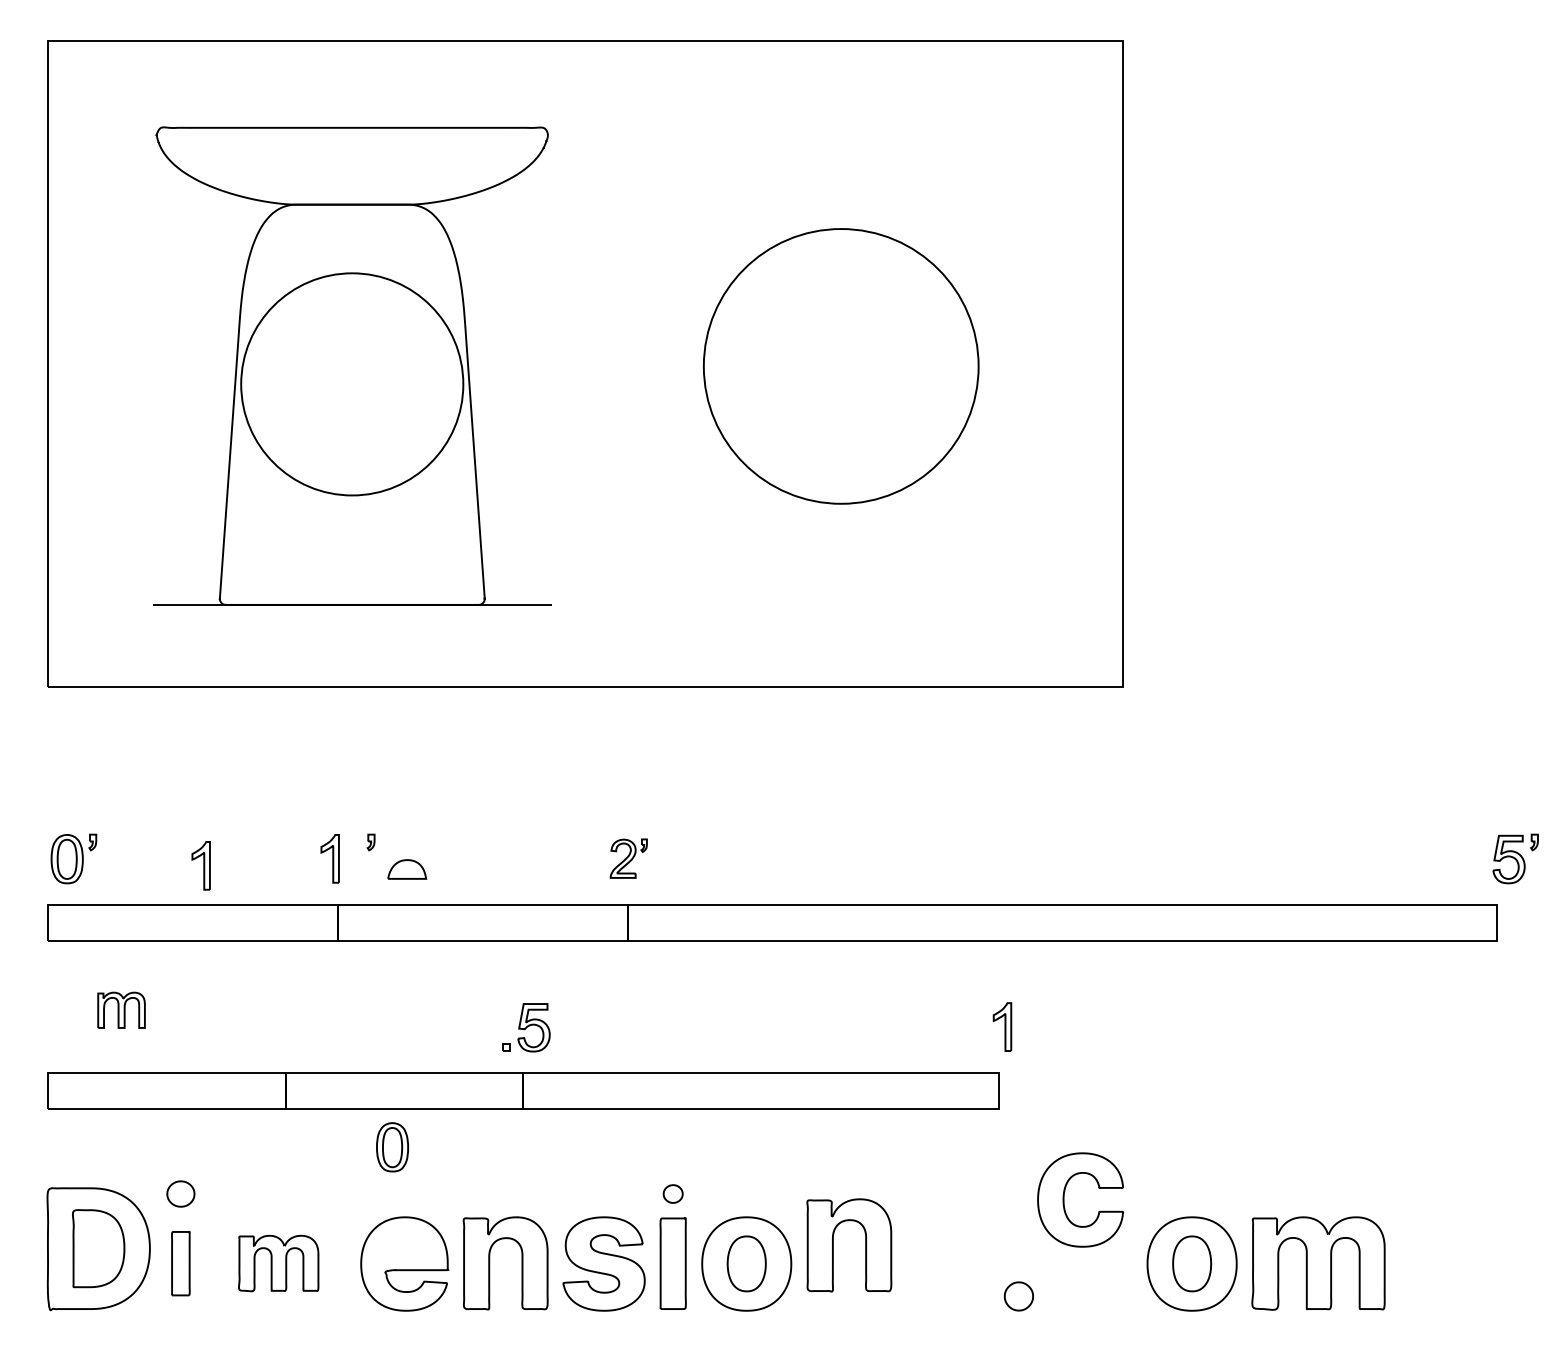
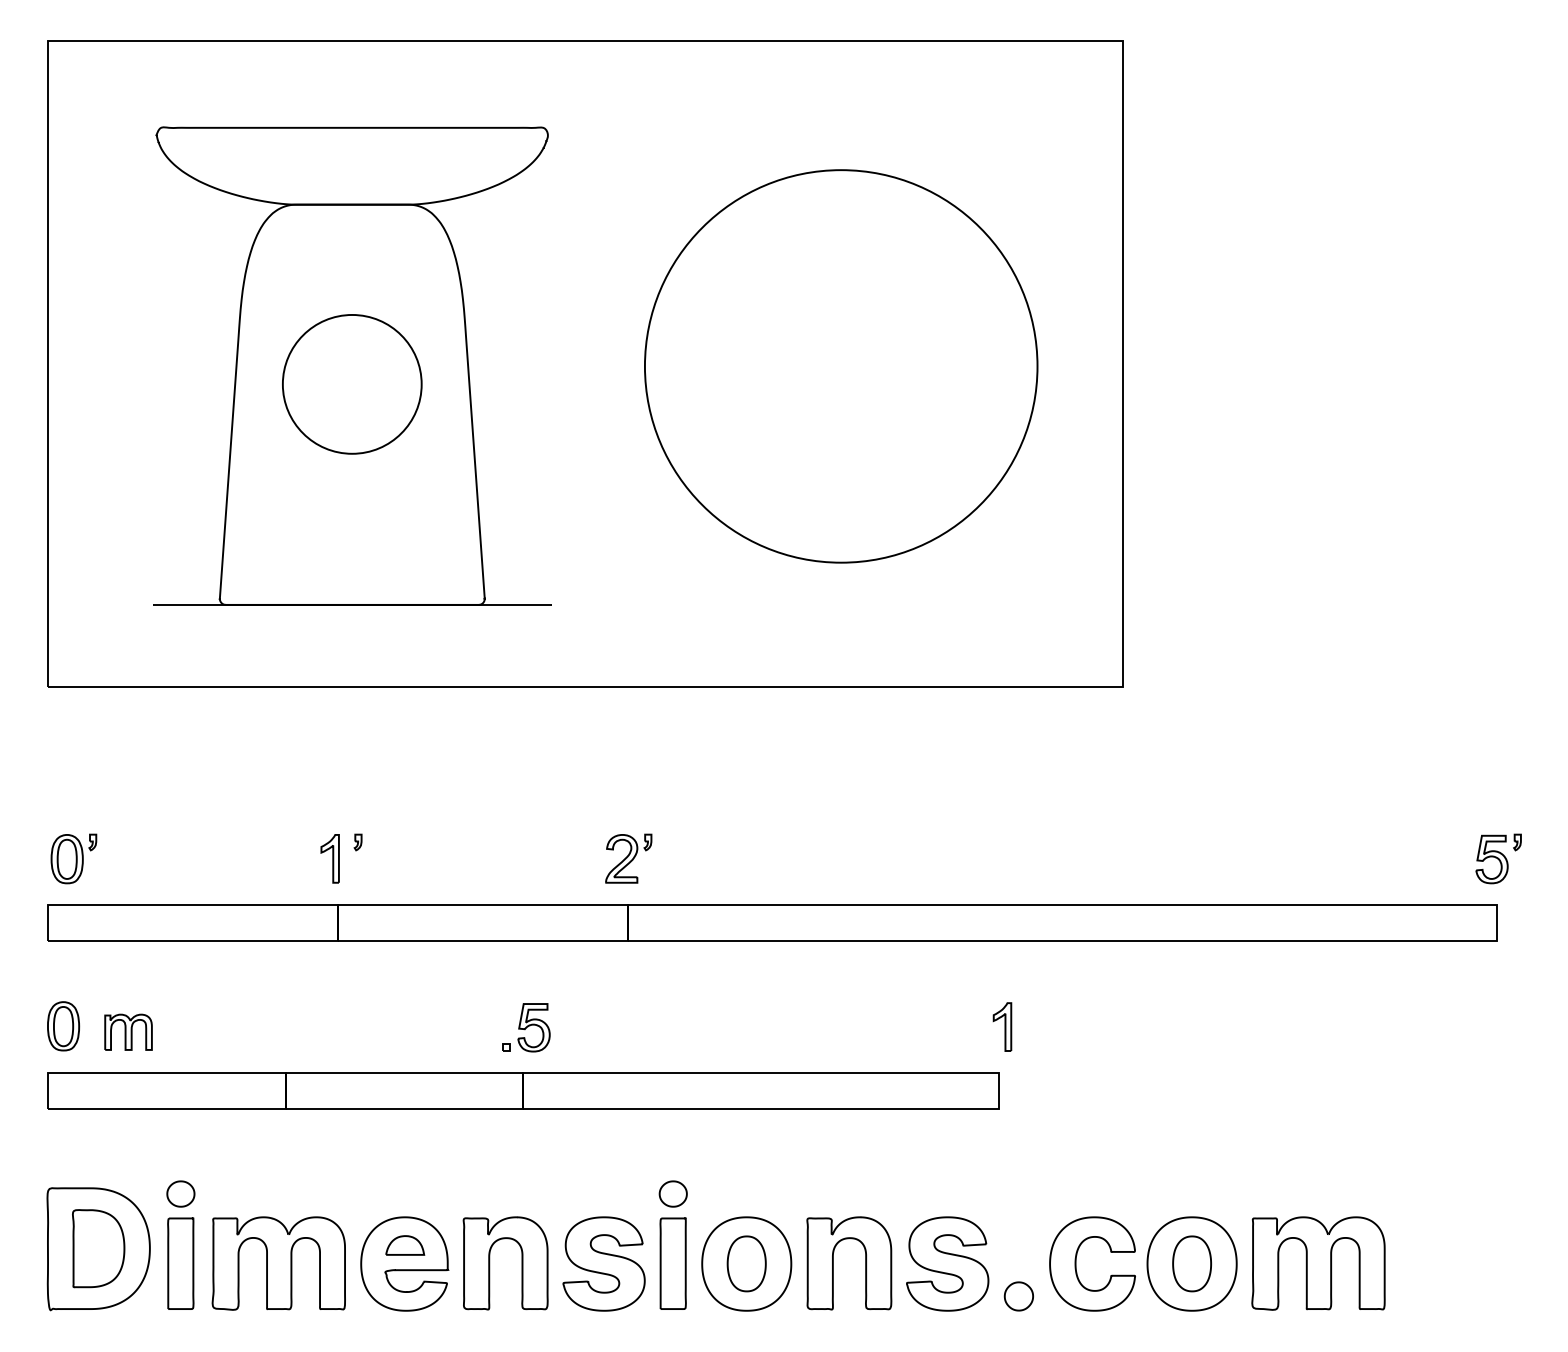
circle diameter: 275 px -> 393 px (840, 366)
circle diameter: 222 px -> 139 px (351, 383)
part position: (370, 842) -> (357, 842) (357, 842)
part size: 39x41 px -> 48x51 px (628, 858)
part position: (1515, 858) -> (1498, 858) (1498, 858)
part: present -> none (200, 865)
part position: (407, 869) -> (405, 1245) (405, 1245)
part position: (121, 1009) -> (128, 1031) (128, 1031)
part position: (392, 1147) -> (63, 1026) (63, 1026)
part size: 22x20 px -> 30x28 px (672, 1193)
part position: (1064, 1199) -> (1076, 1263) (1076, 1263)
part position: (833, 1245) -> (833, 1263) (833, 1263)
part size: 20x66 px -> 28x93 px (180, 1263)
part size: 82x59 px -> 135x95 px (278, 1263)
part: none -> present (947, 1263)
